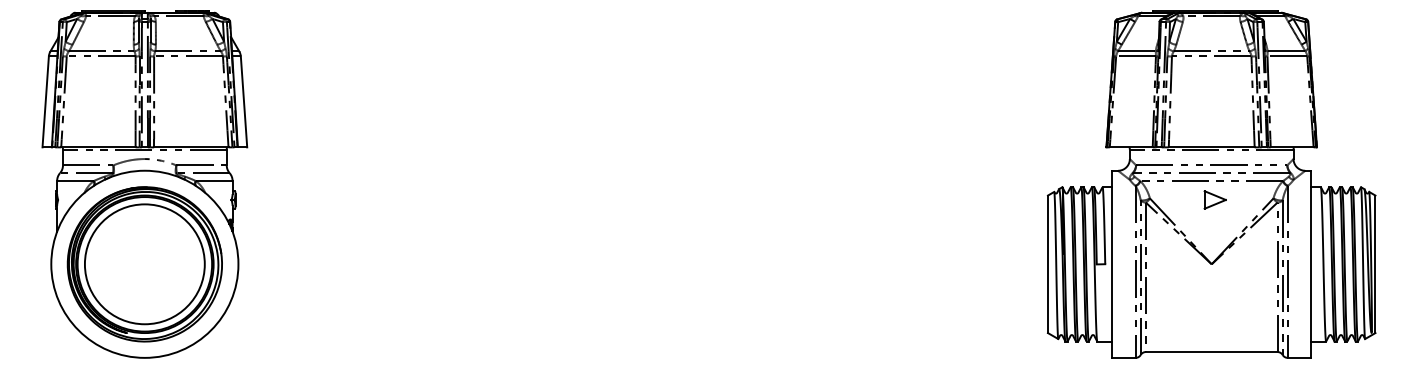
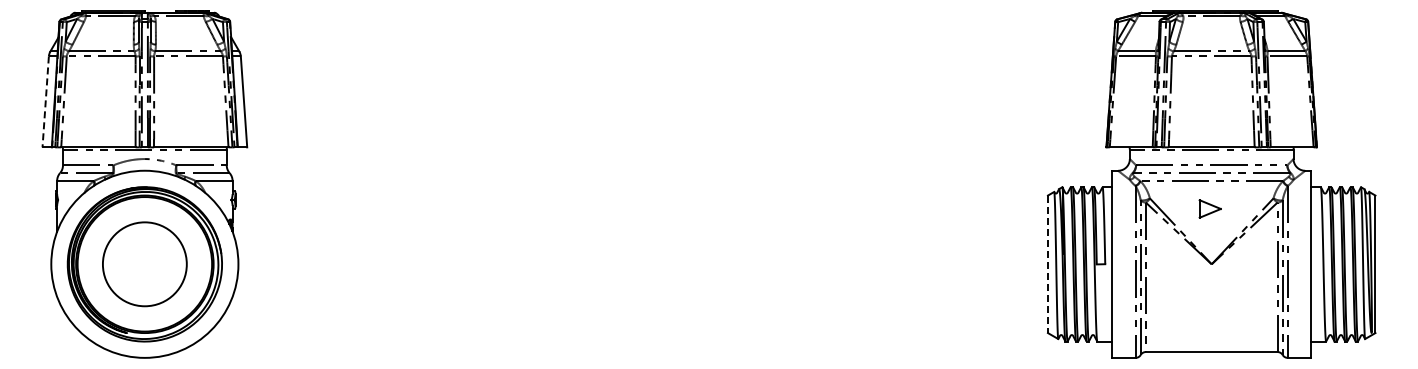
line: solid -> dashed (45, 101)
part position: (1214, 199) -> (1209, 208) (1209, 208)
circle diameter: 120 px -> 84 px (144, 264)
line: solid -> dashed (1047, 264)
